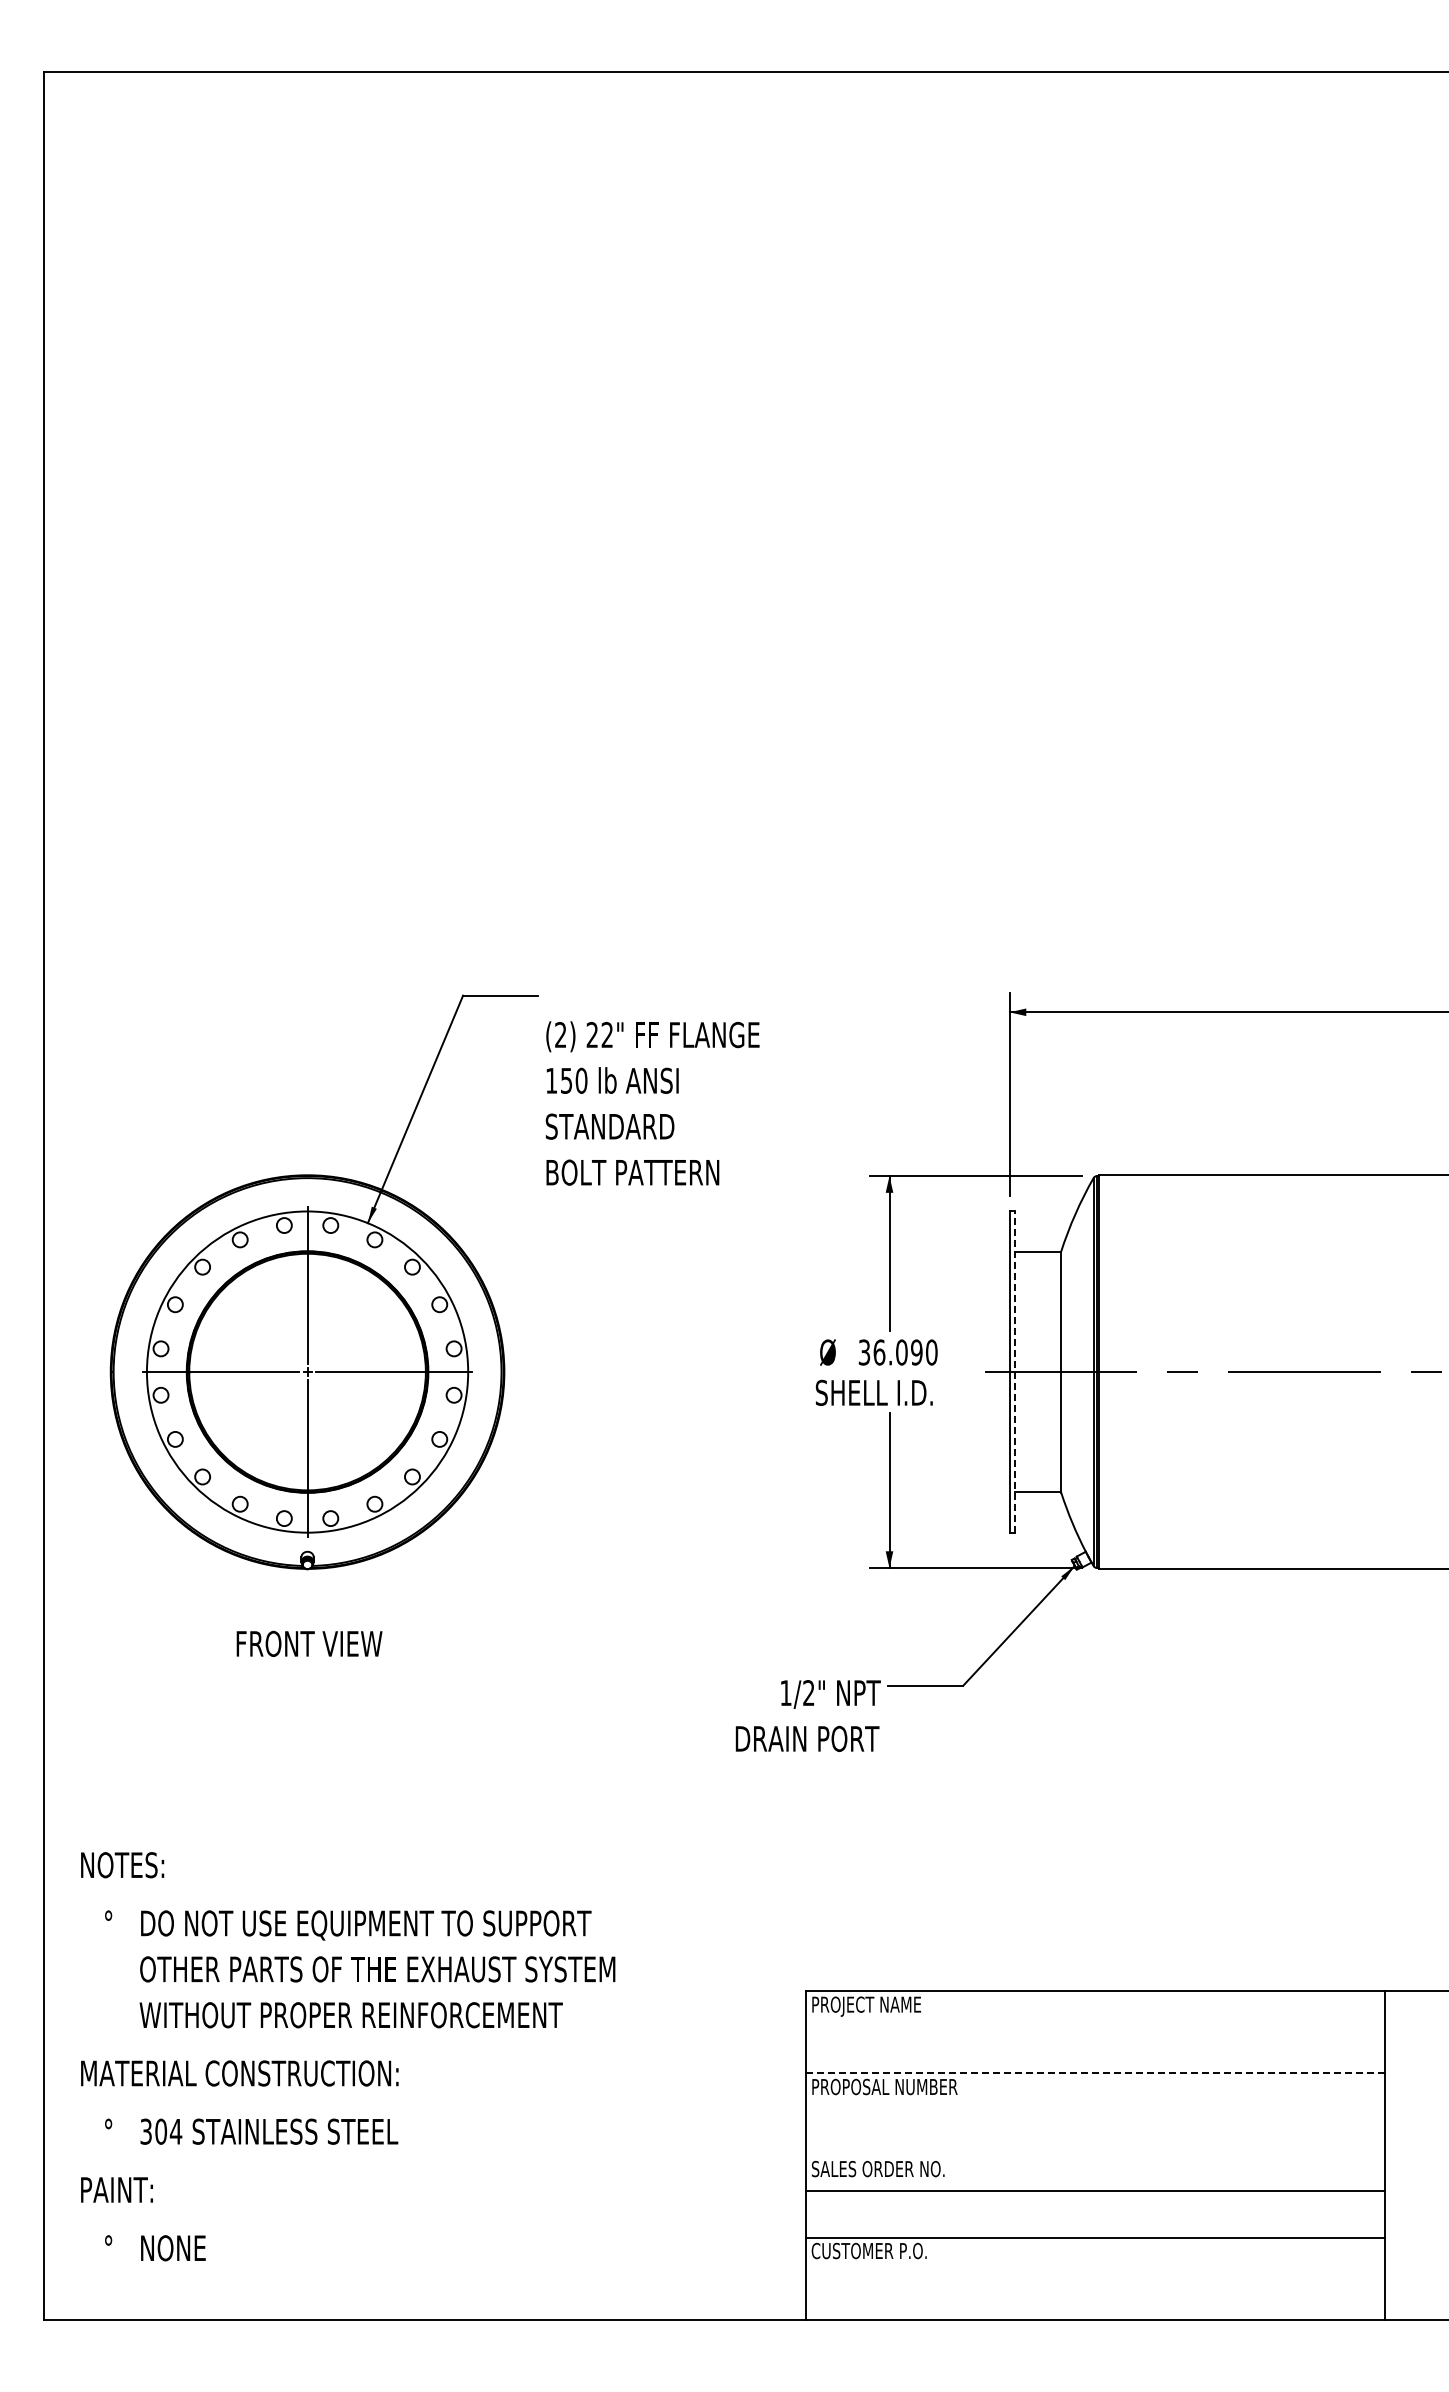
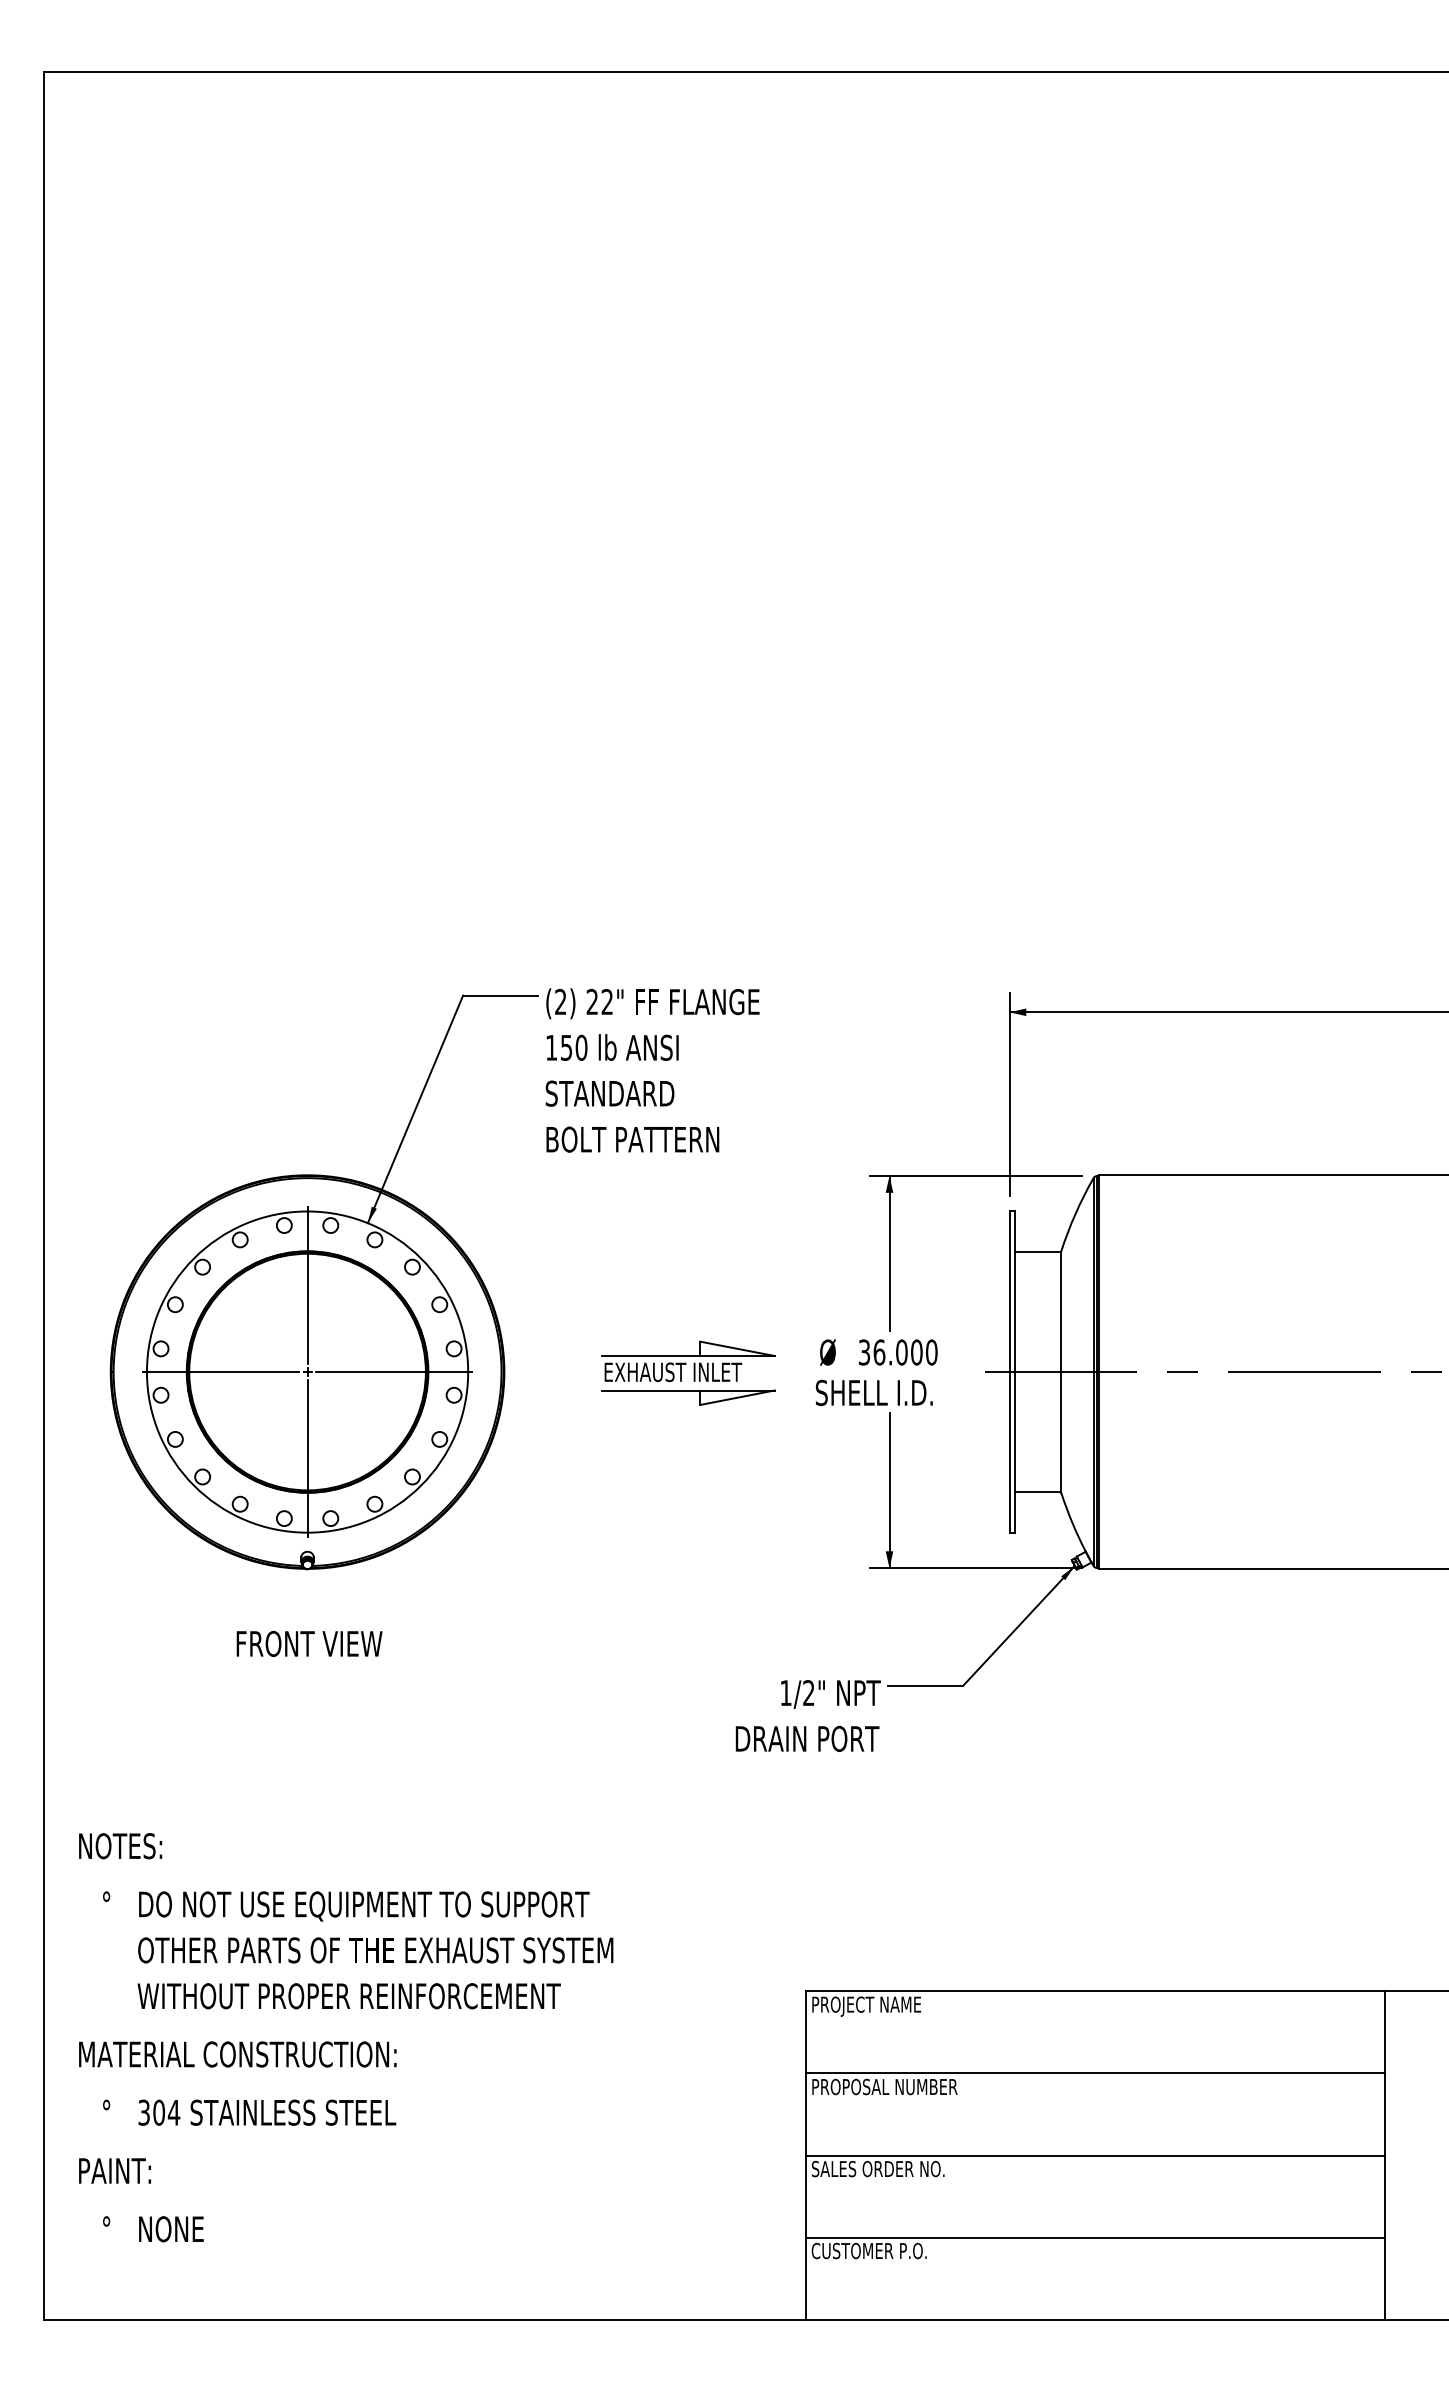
text position: (652, 1103) -> (652, 1070) (652, 1070)
text: 36.090 -> 36.000 (916, 1352)
part: none -> present (688, 1372)
line: dashed -> solid (1015, 1372)
text position: (348, 2056) -> (346, 2037) (346, 2037)
line: dashed -> solid (1095, 2073)
line position: (1095, 2190) -> (1095, 2155) (1095, 2155)
